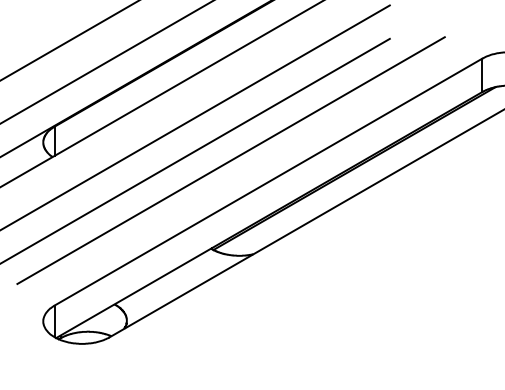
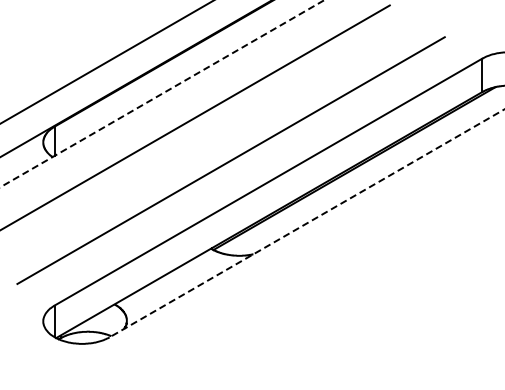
line: present -> none (69, 40)
line: solid -> dashed (162, 93)
line: present -> none (195, 150)
line: solid -> dashed (306, 223)
